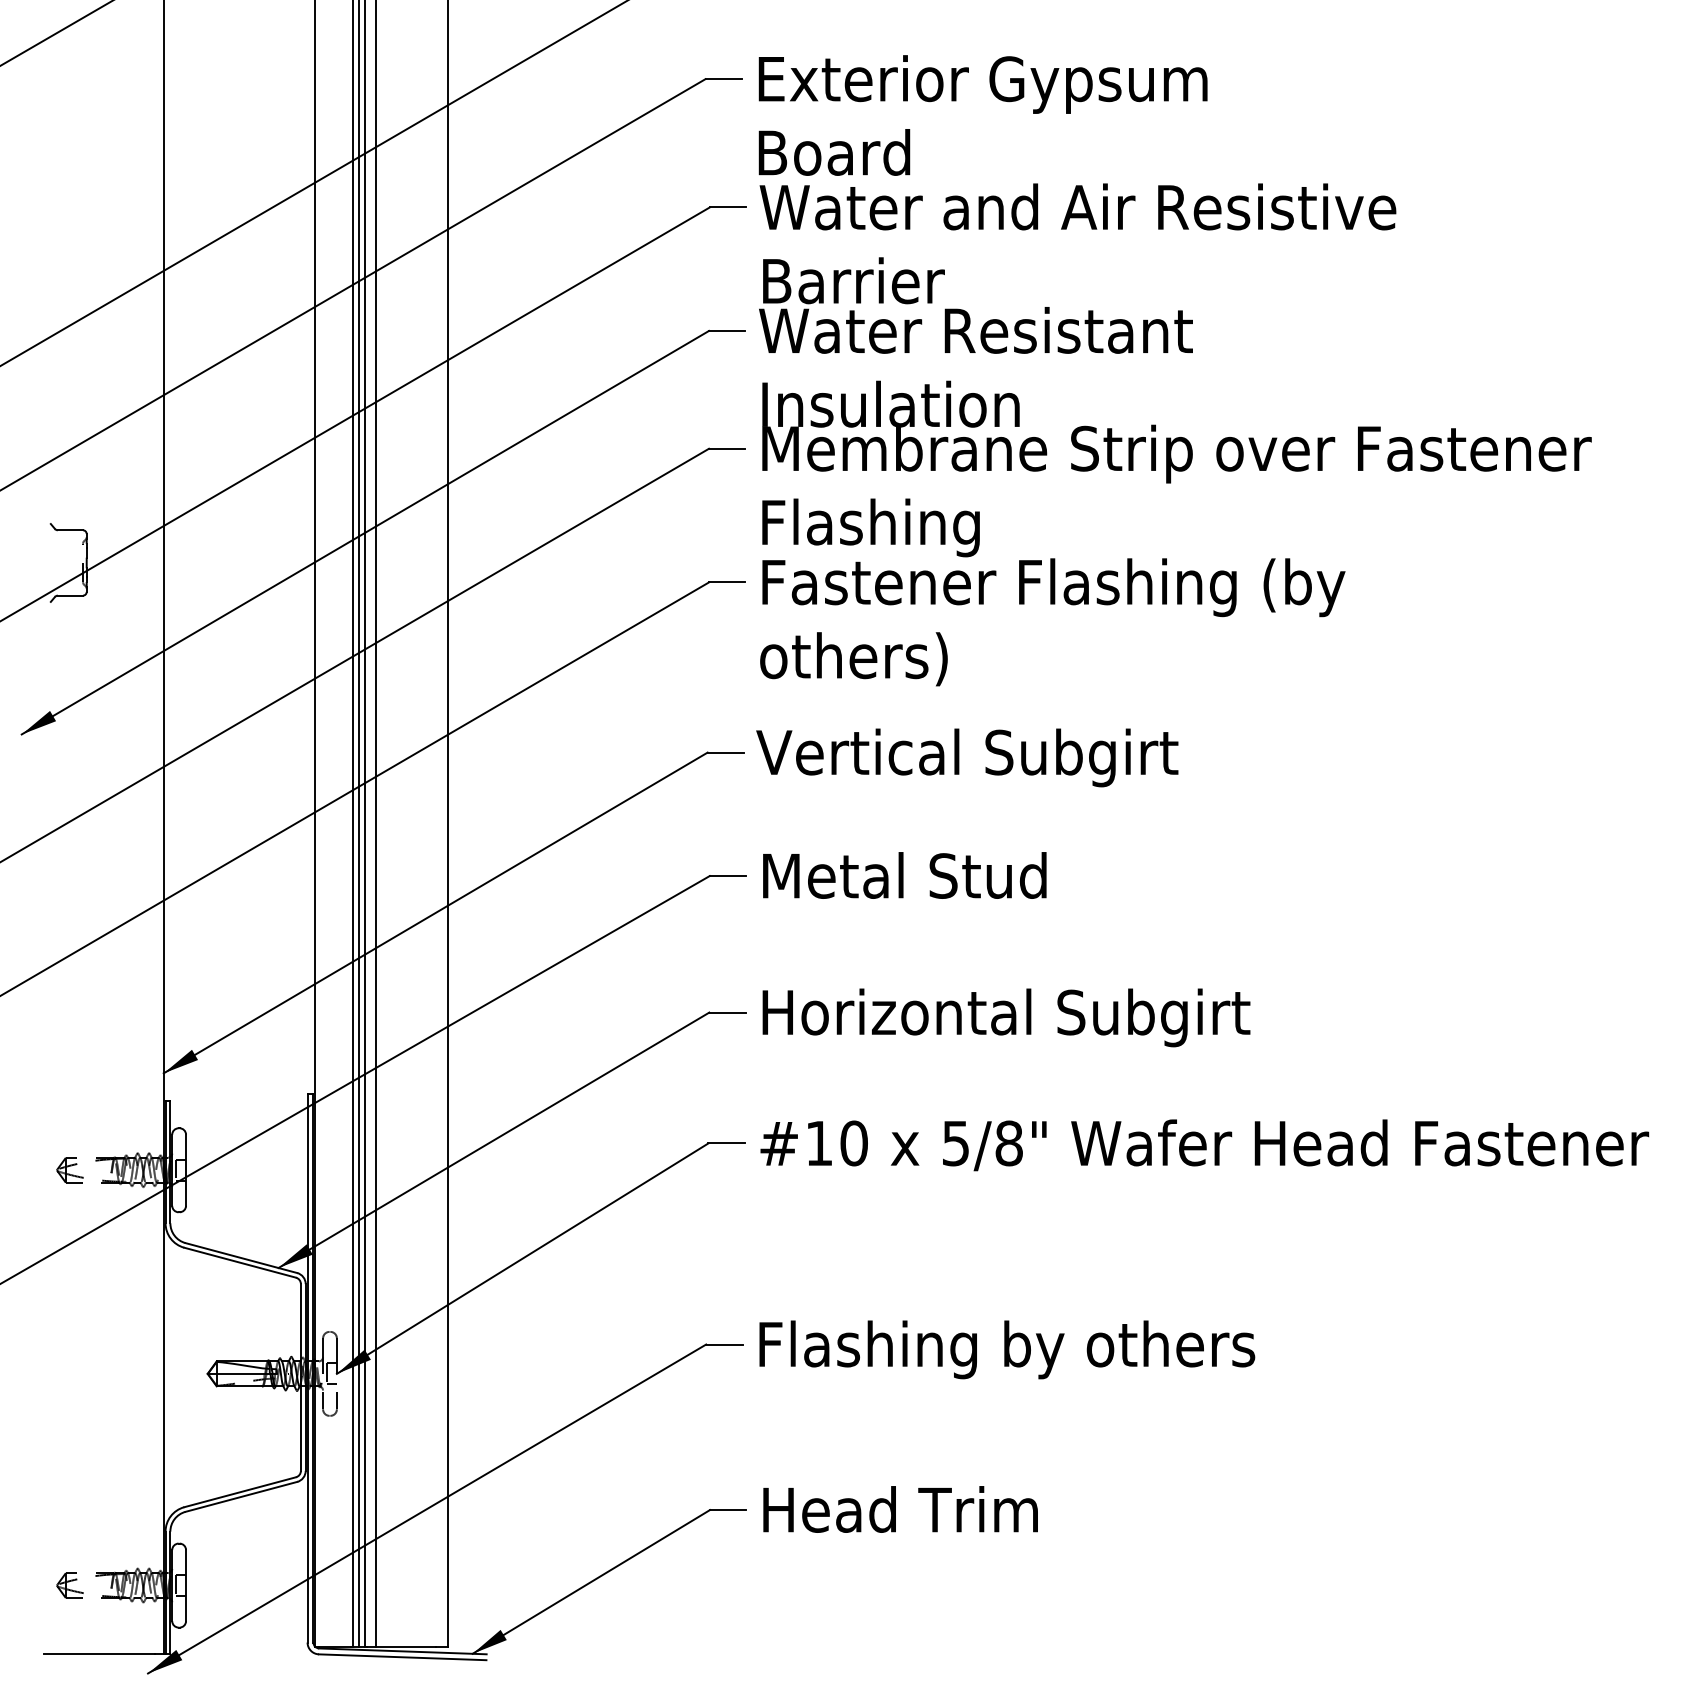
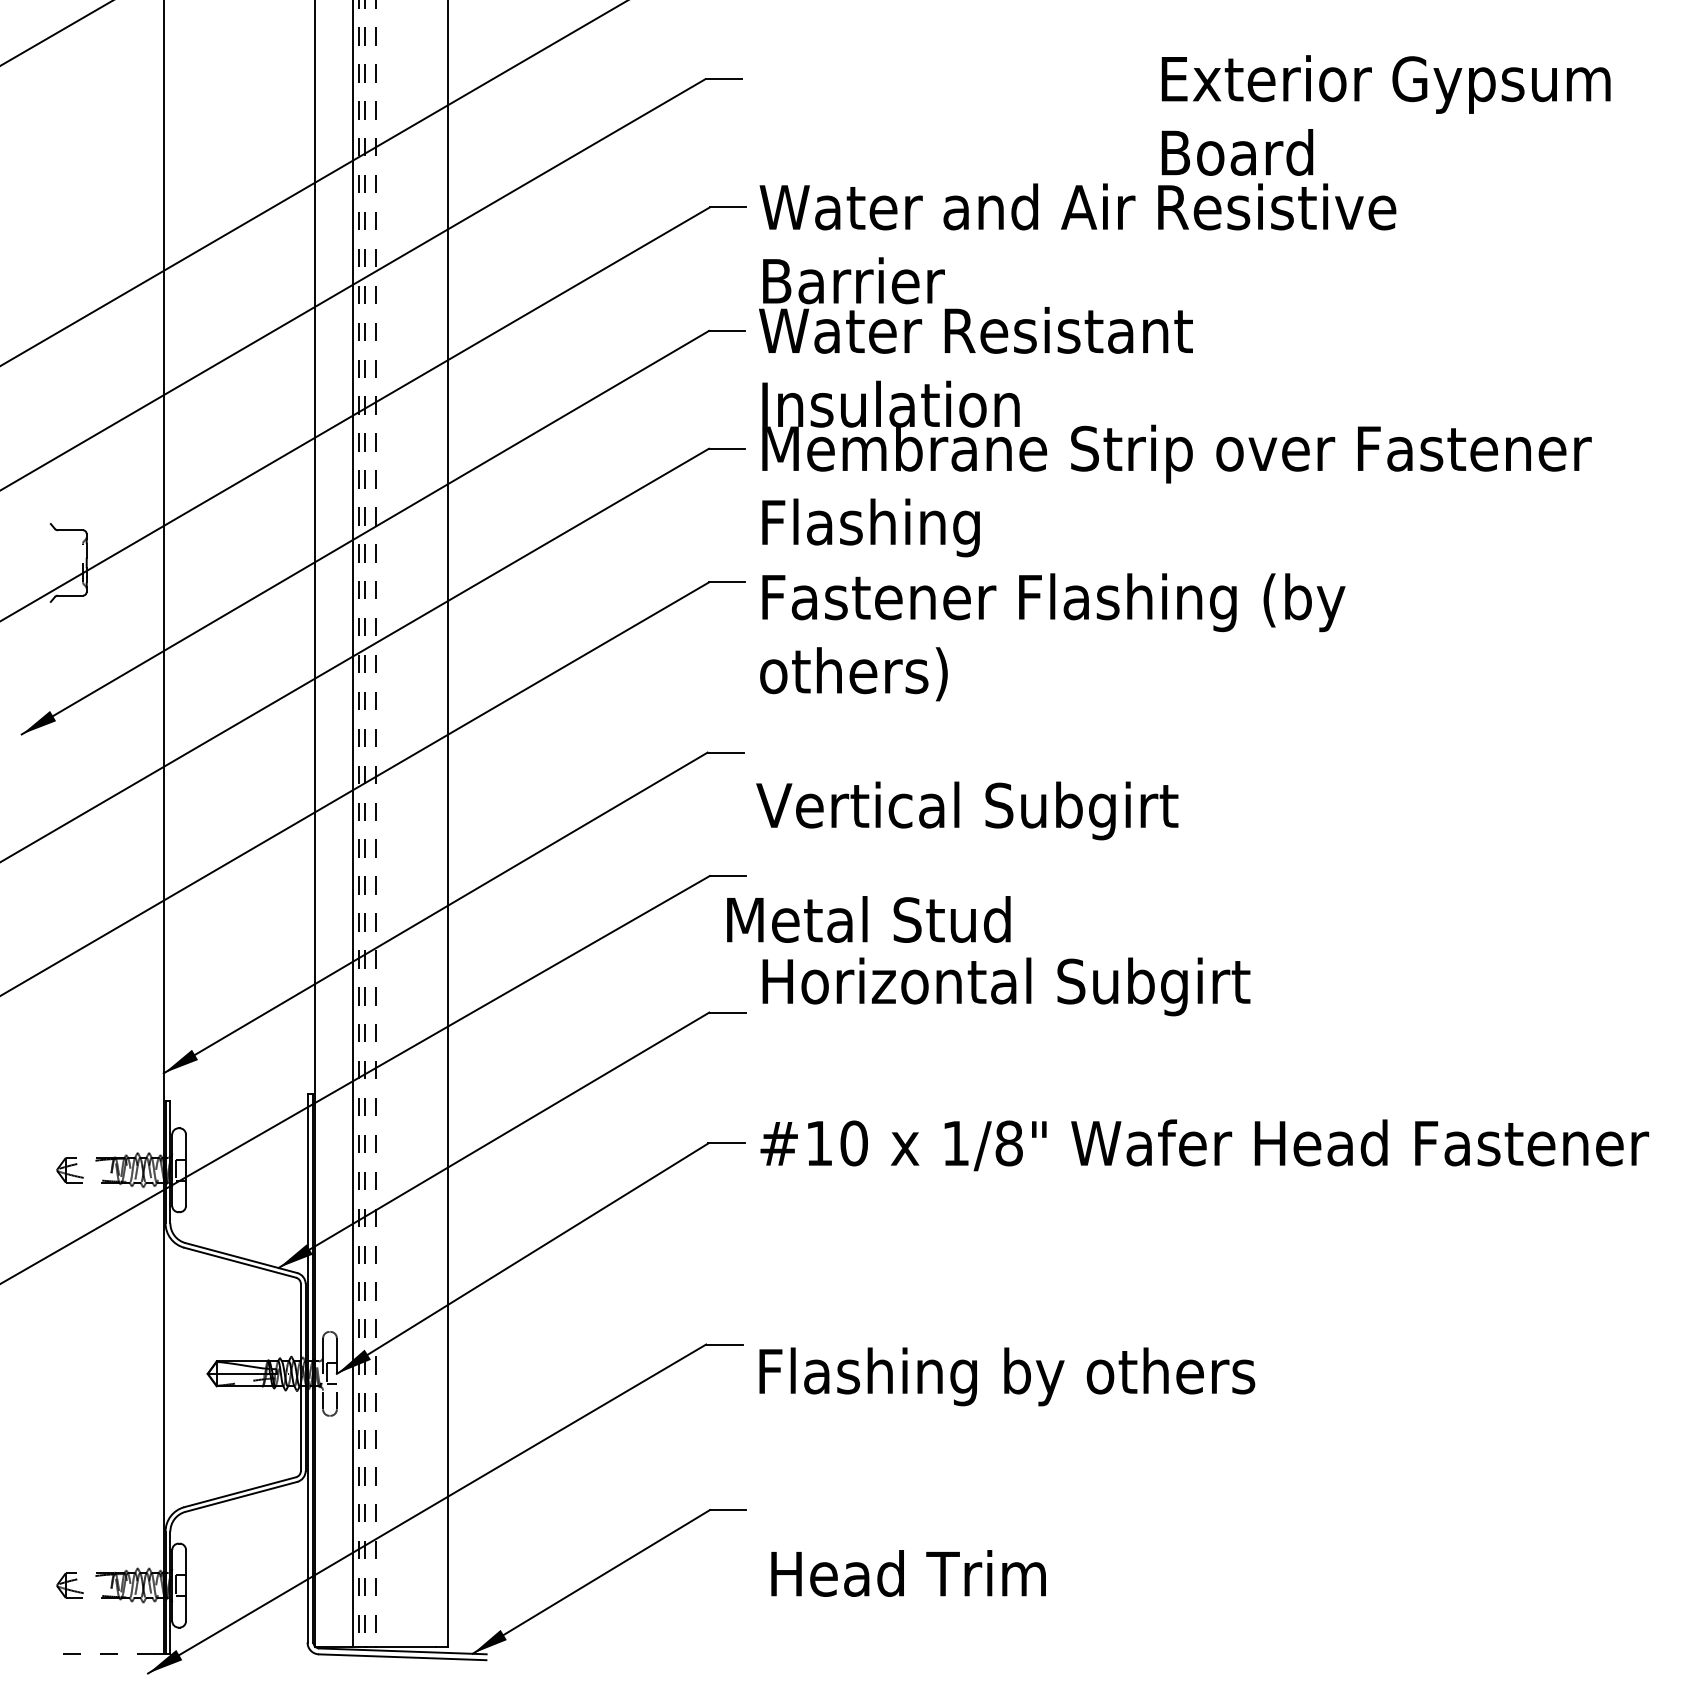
text position: (982, 115) -> (1385, 115) (1385, 115)
text position: (1052, 622) -> (1052, 637) (1052, 637)
text position: (967, 757) -> (967, 810) (967, 810)
line: solid -> dashed (358, 823)
line: solid -> dashed (364, 823)
line: solid -> dashed (376, 823)
text position: (904, 875) -> (868, 919) (868, 919)
text position: (1006, 1017) -> (1006, 986) (1006, 986)
text: 5/8" -> 1/8" (955, 1143)
text position: (1007, 1349) -> (1007, 1376) (1007, 1376)
text position: (900, 1509) -> (908, 1573) (908, 1573)
line: solid -> dashed (99, 1654)
